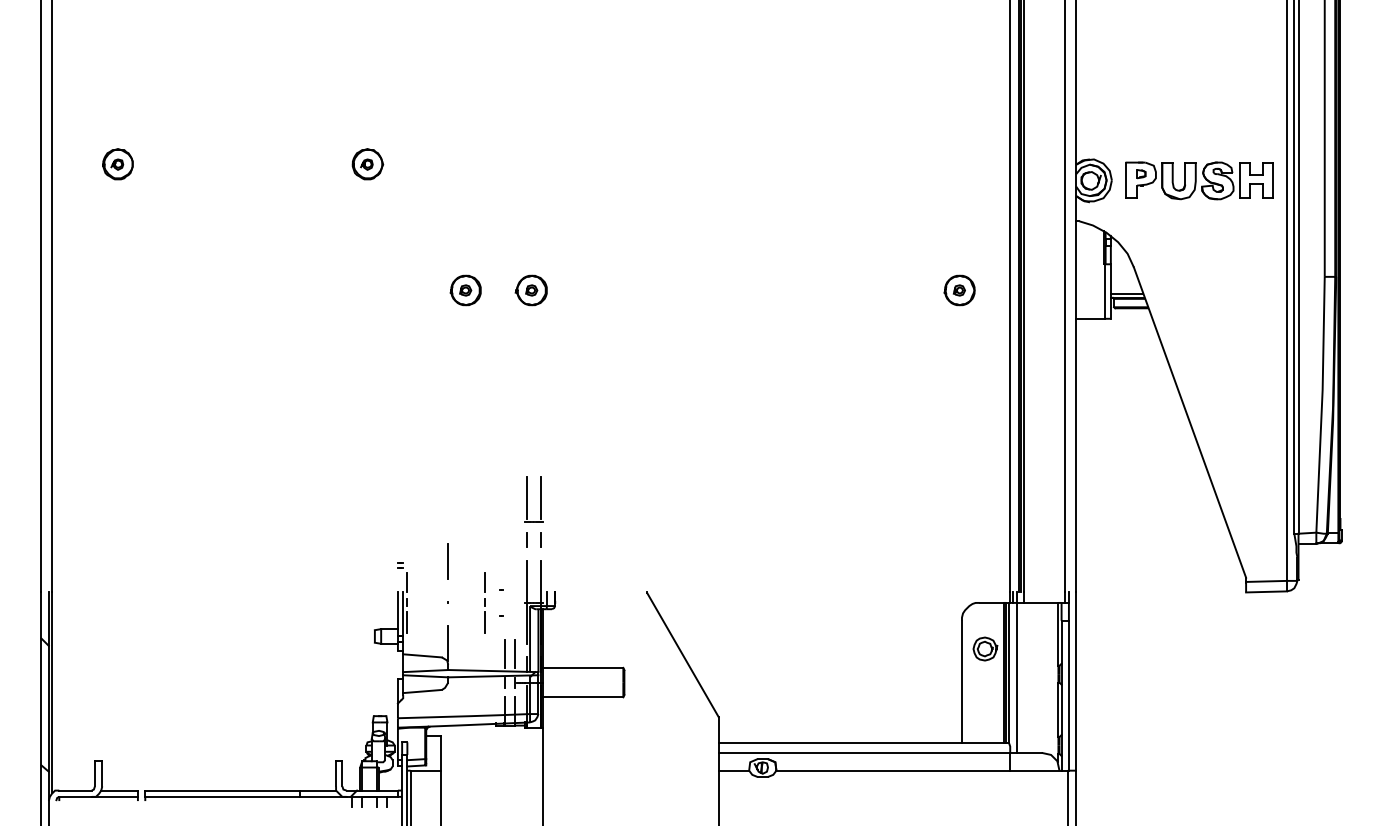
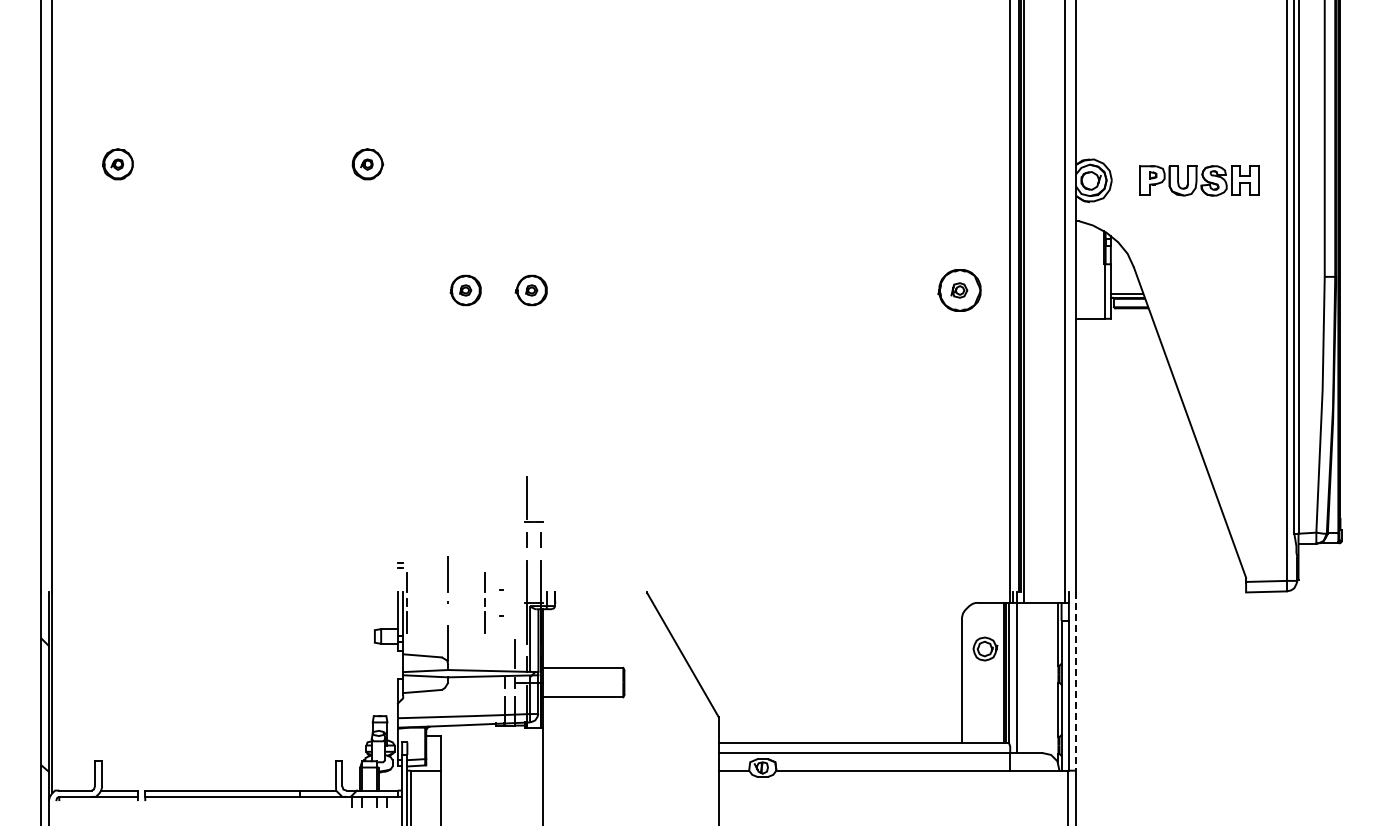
part size: 149x40 px -> 121x32 px (1199, 180)
part size: 33x33 px -> 45x43 px (959, 290)
line: present -> none (540, 498)
line position: (447, 561) -> (447, 574) (447, 574)
line: present -> none (504, 653)
line: solid -> dashed (1076, 682)
